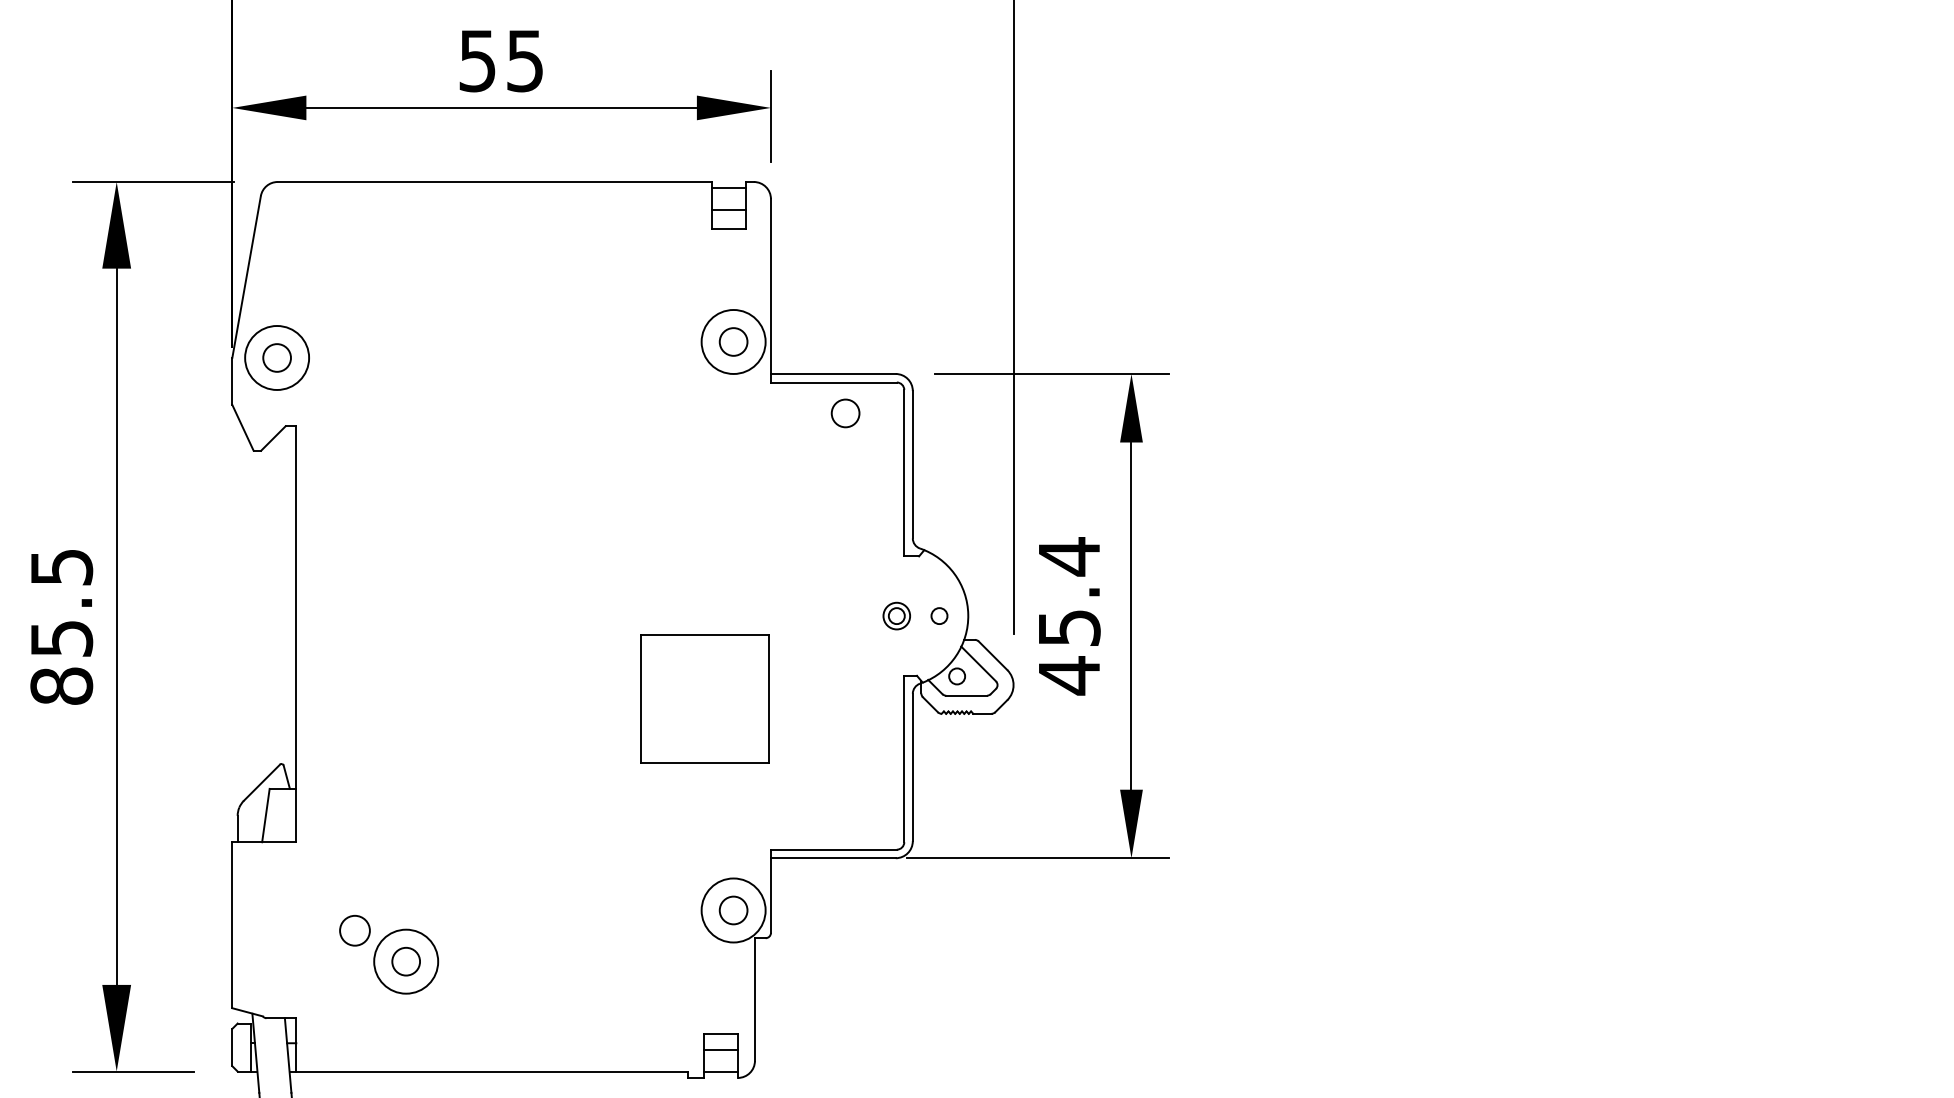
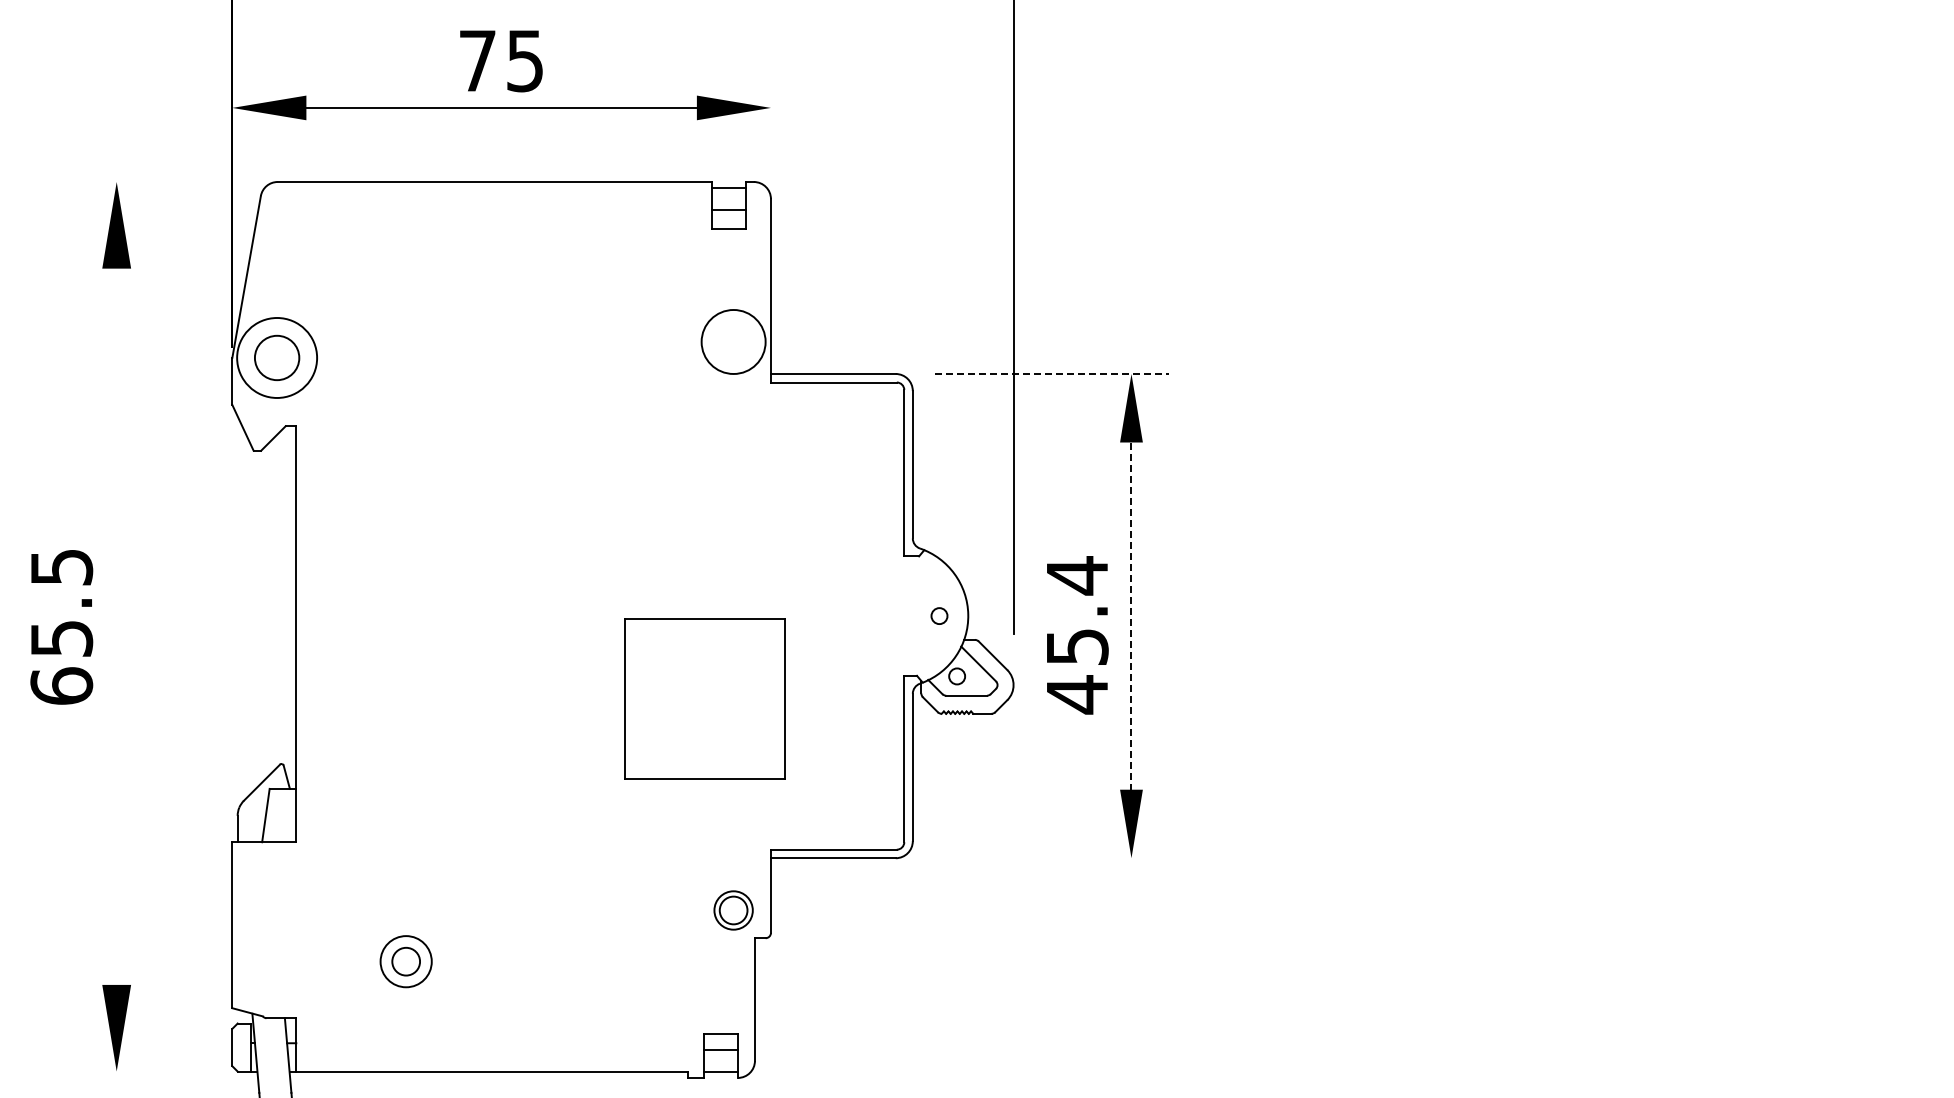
text: 55 -> 75 (477, 61)
line: present -> none (770, 116)
line: present -> none (153, 182)
circle: present -> none (733, 341)
circle diameter: 28 px -> 44 px (276, 357)
circle diameter: 64 px -> 80 px (277, 357)
line: solid -> dashed (1051, 373)
circle: present -> none (845, 413)
part: present -> none (896, 615)
text position: (1069, 616) -> (1077, 635) (1077, 635)
line: solid -> dashed (1131, 616)
line: present -> none (116, 626)
text: 85.5 -> 65.5 (61, 685)
part size: 130x130 px -> 162x162 px (704, 698)
line: present -> none (1037, 858)
circle diameter: 64 px -> 38 px (733, 910)
circle: present -> none (354, 930)
circle diameter: 64 px -> 51 px (405, 961)
line: present -> none (133, 1071)
